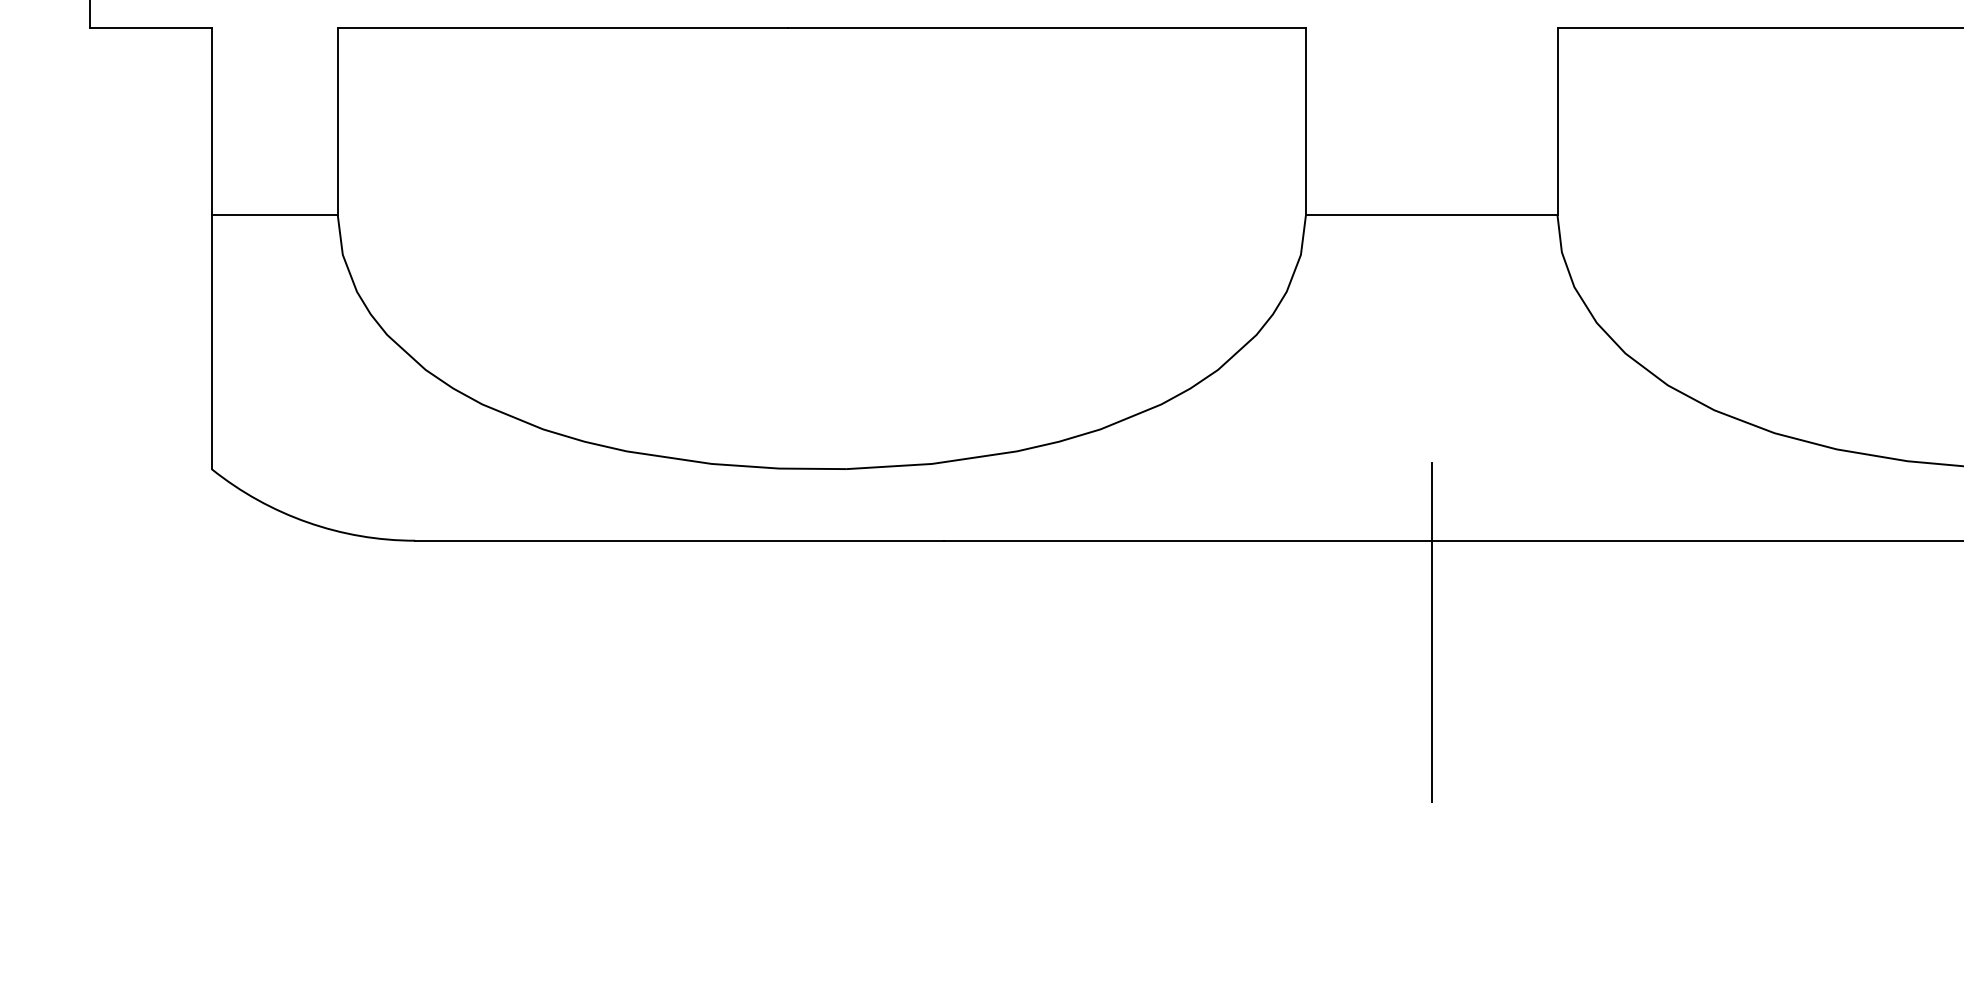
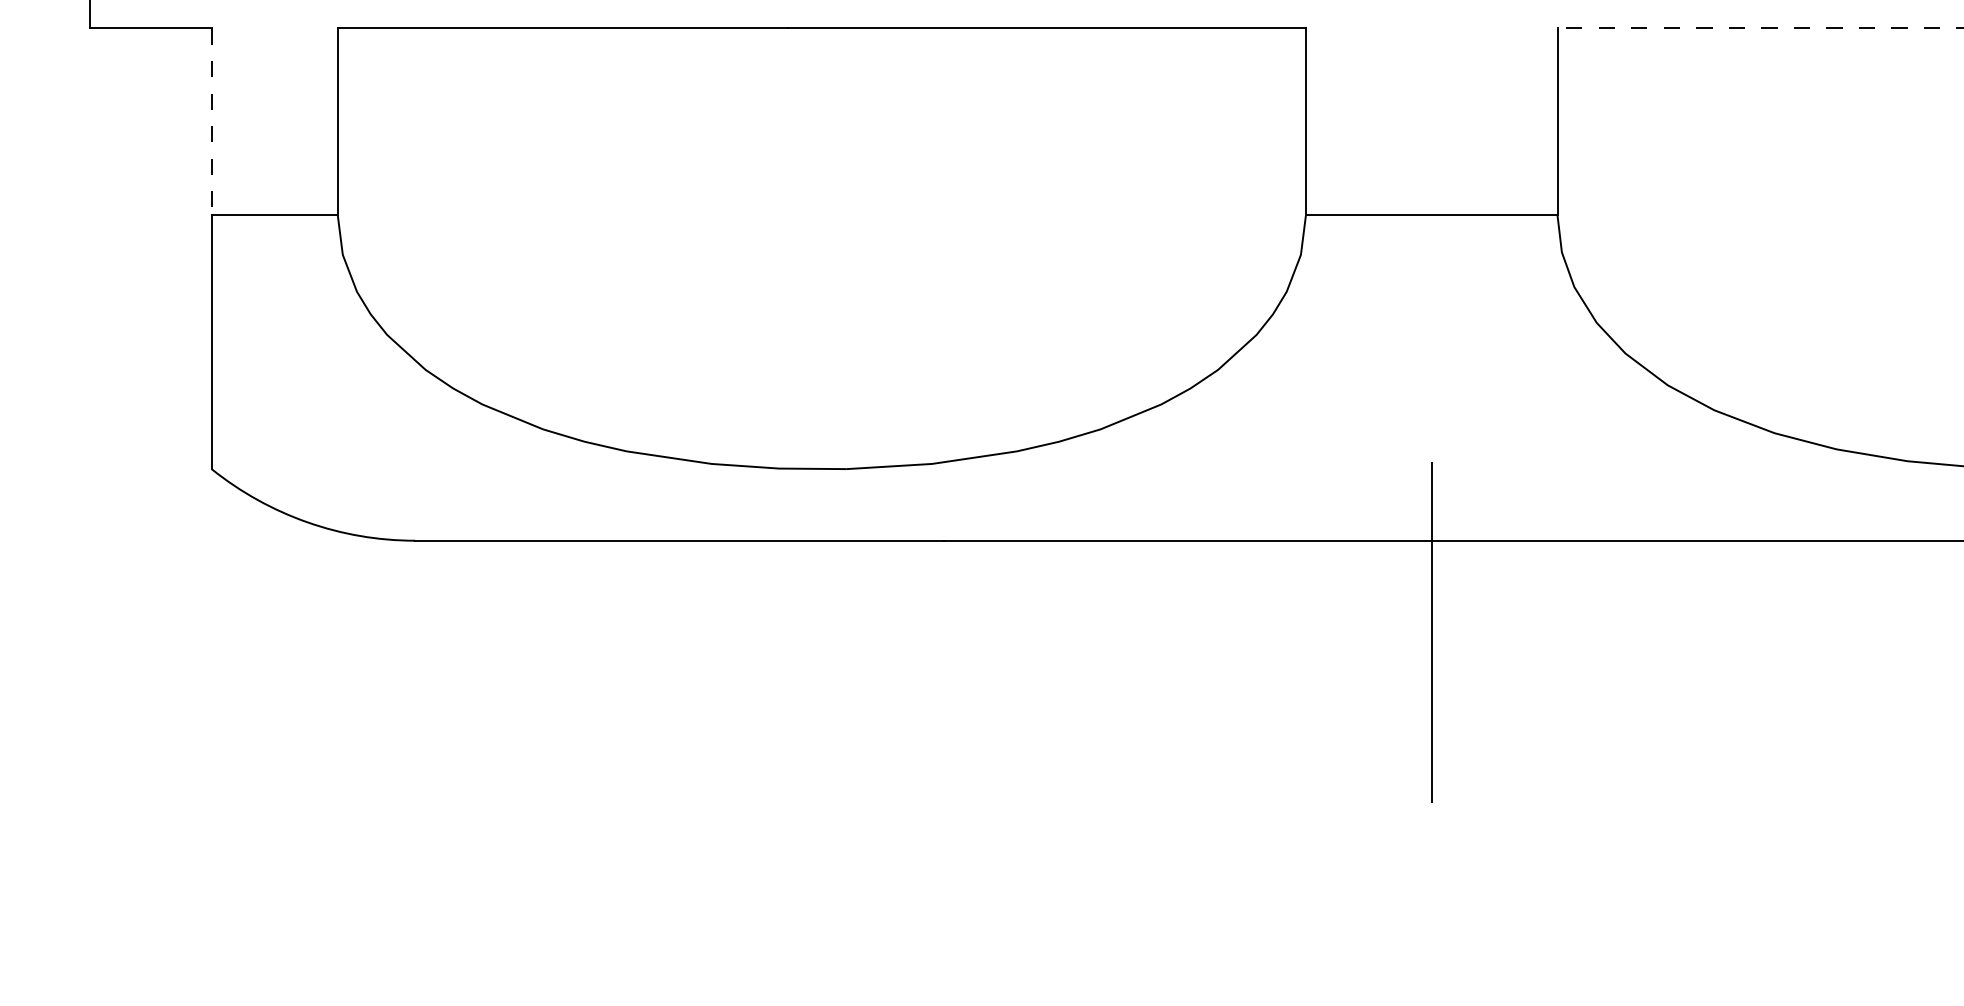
line: solid -> dashed (1760, 28)
line: solid -> dashed (212, 121)
